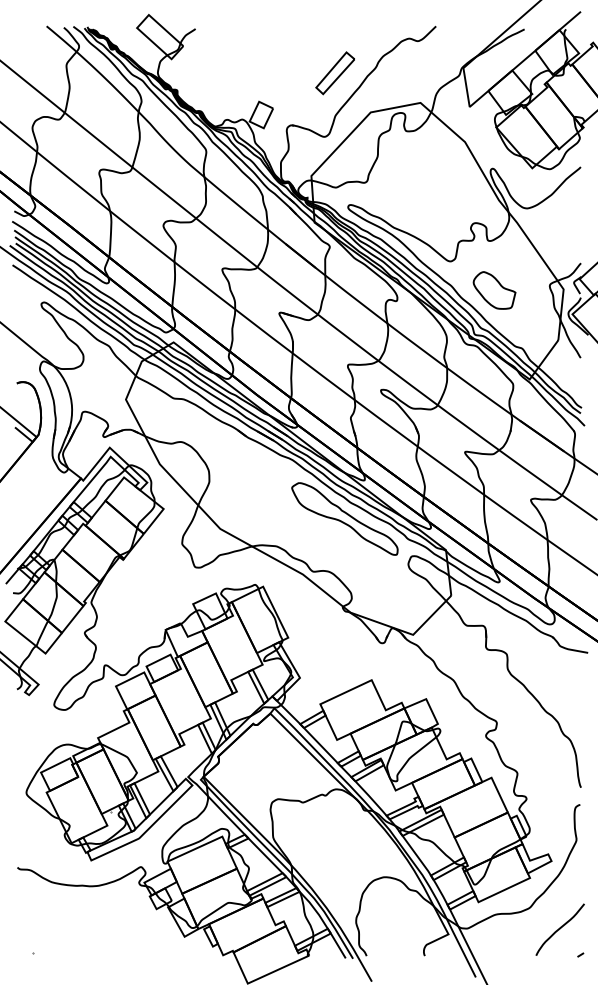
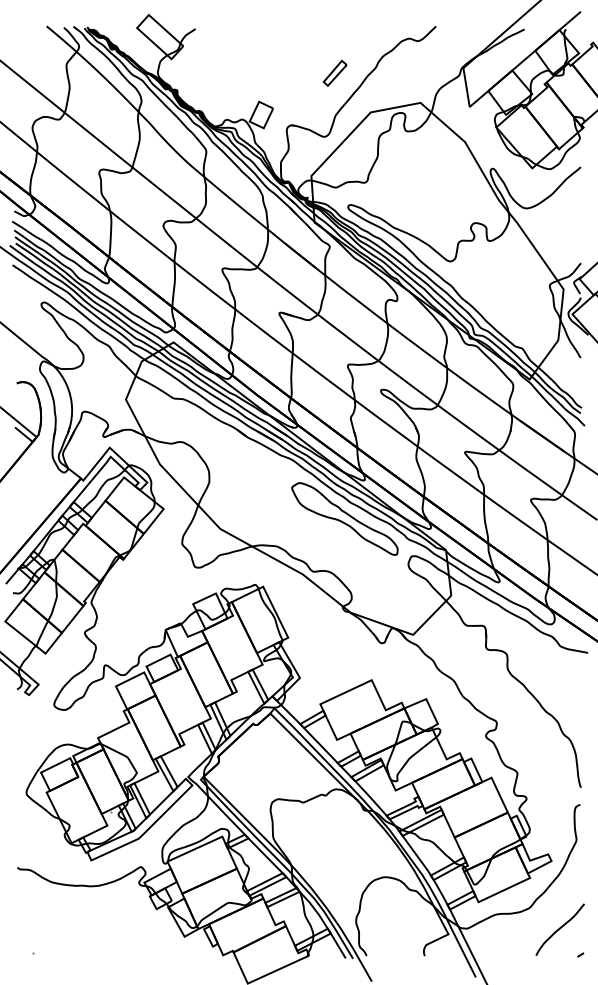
part size: 40x45 px -> 26x28 px (334, 72)
part: present -> none (494, 290)
